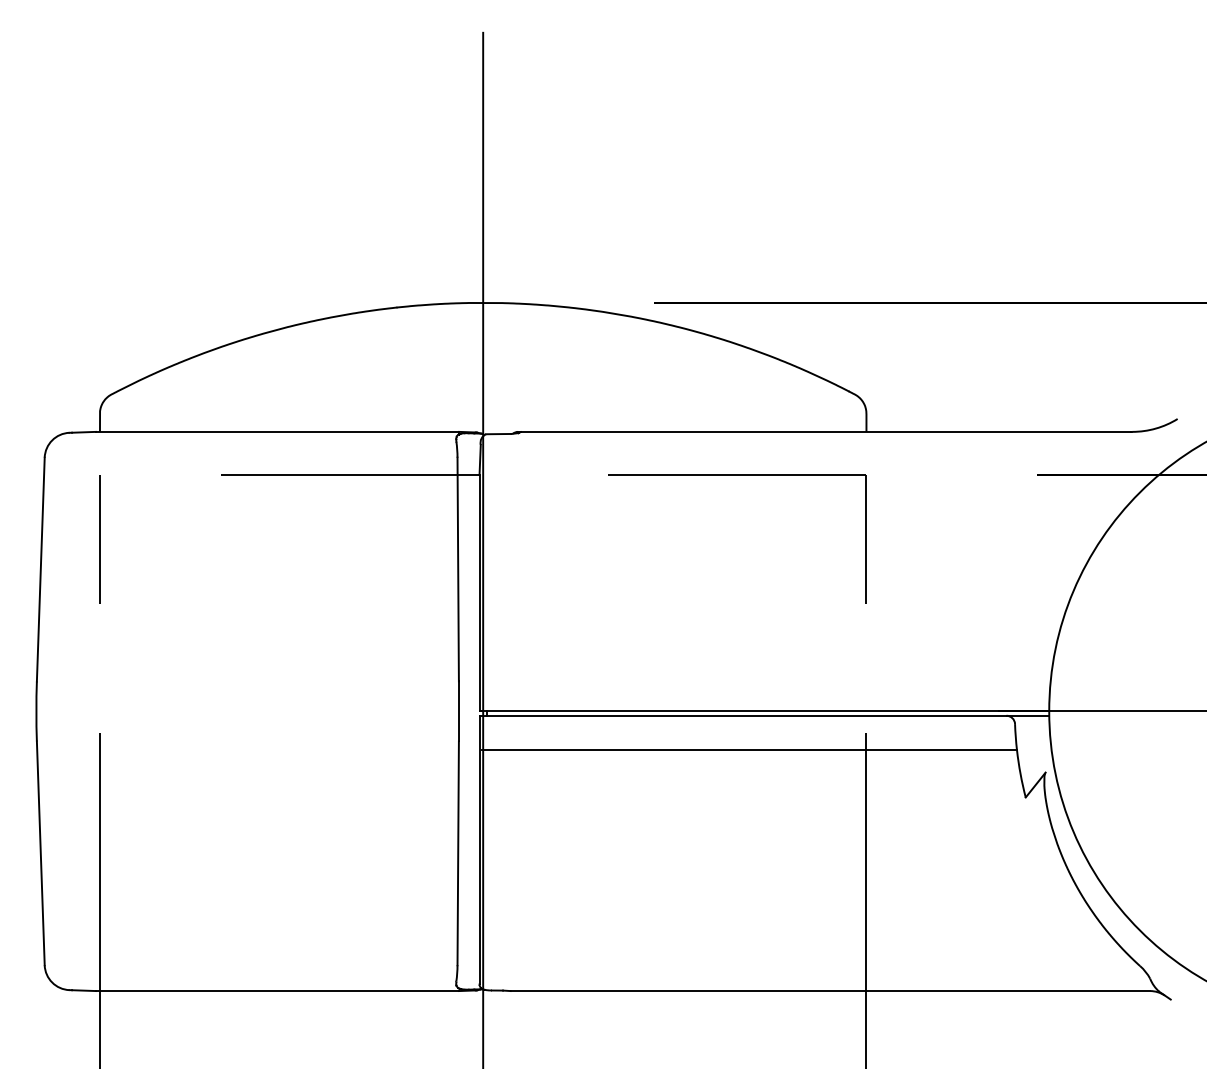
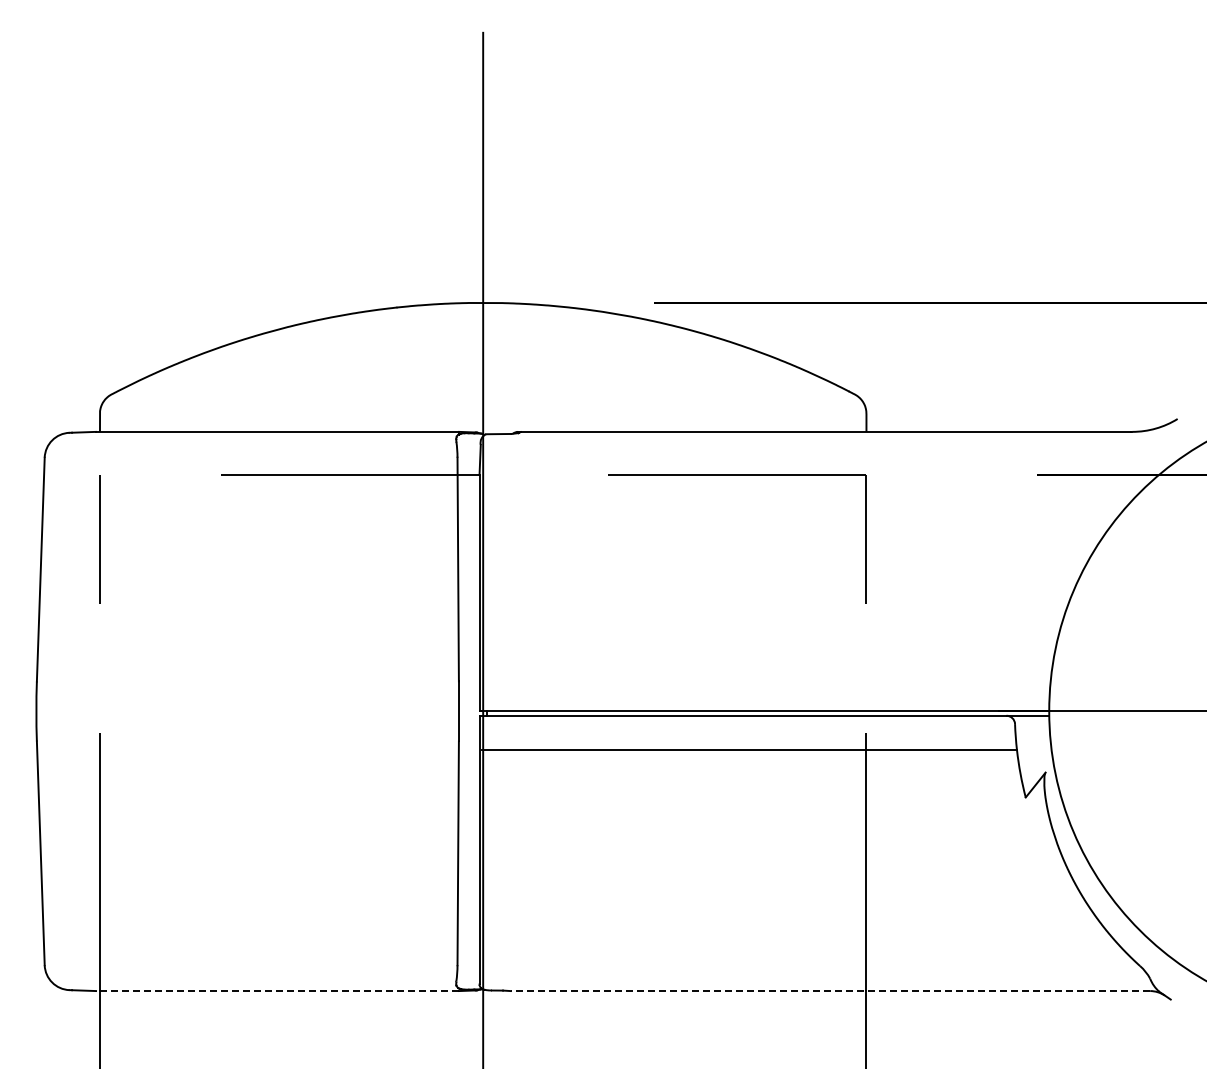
line: solid -> dashed (277, 991)
line: solid -> dashed (830, 991)
